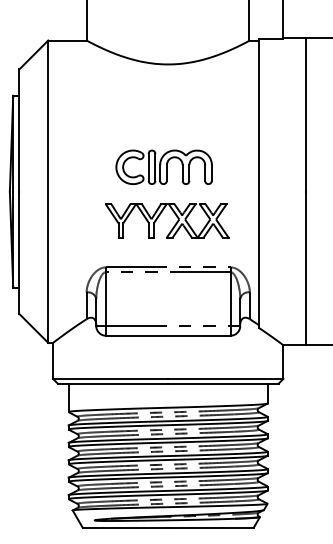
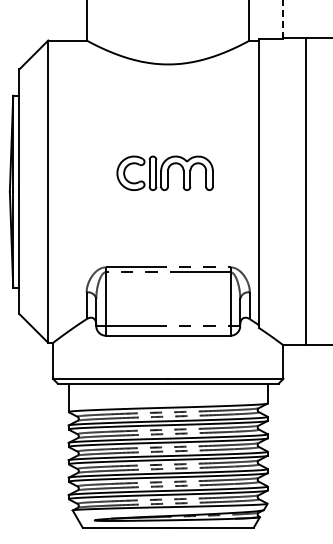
line: solid -> dashed (283, 19)
part position: (163, 166) -> (164, 172) (164, 172)
part: present -> none (174, 224)
